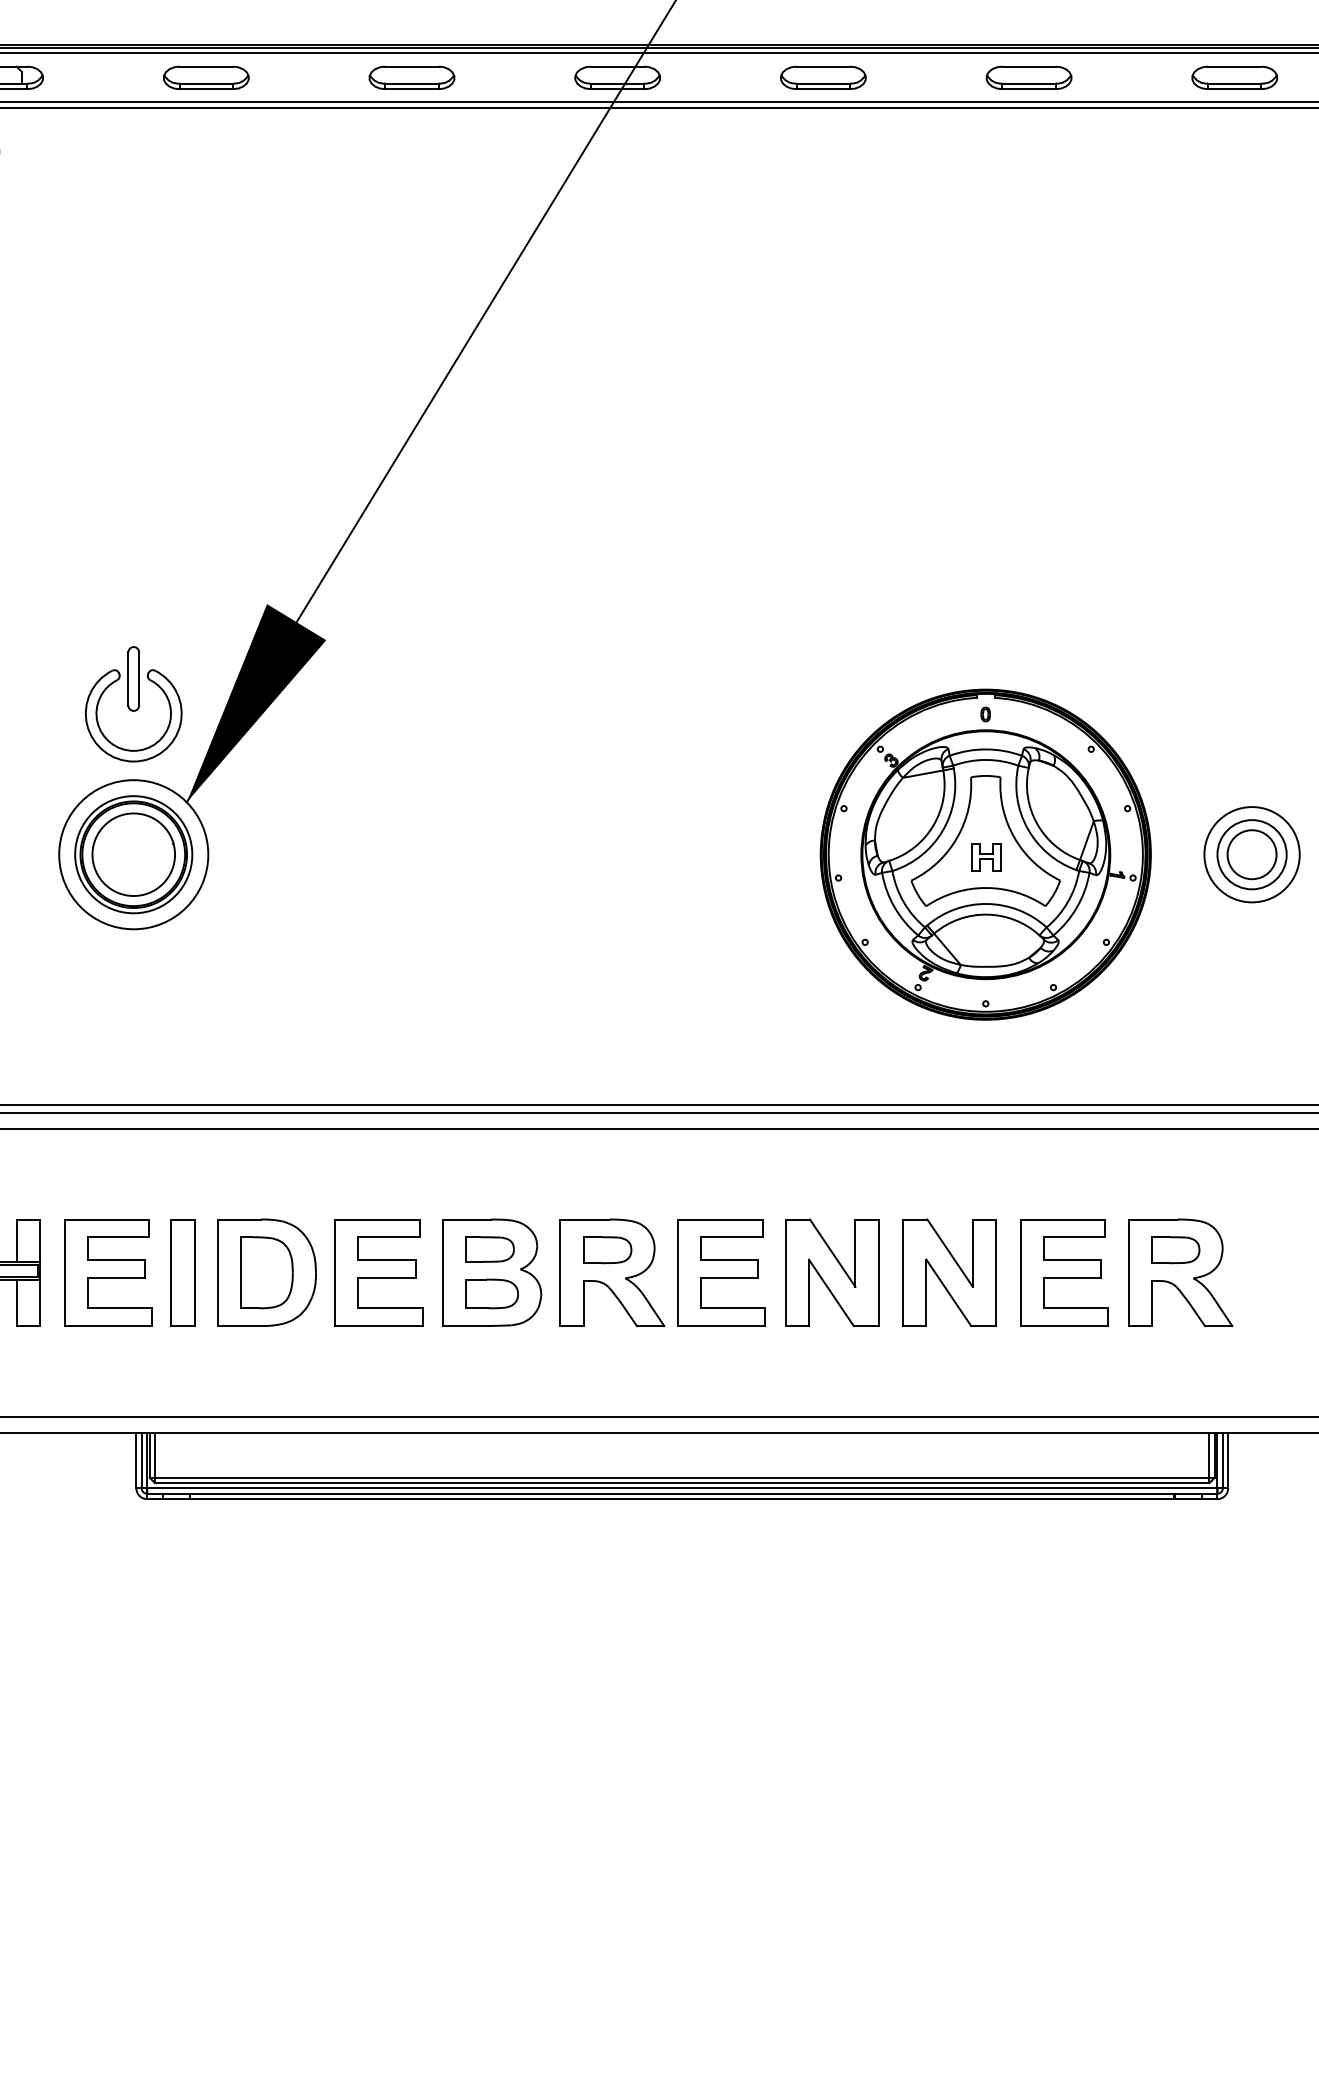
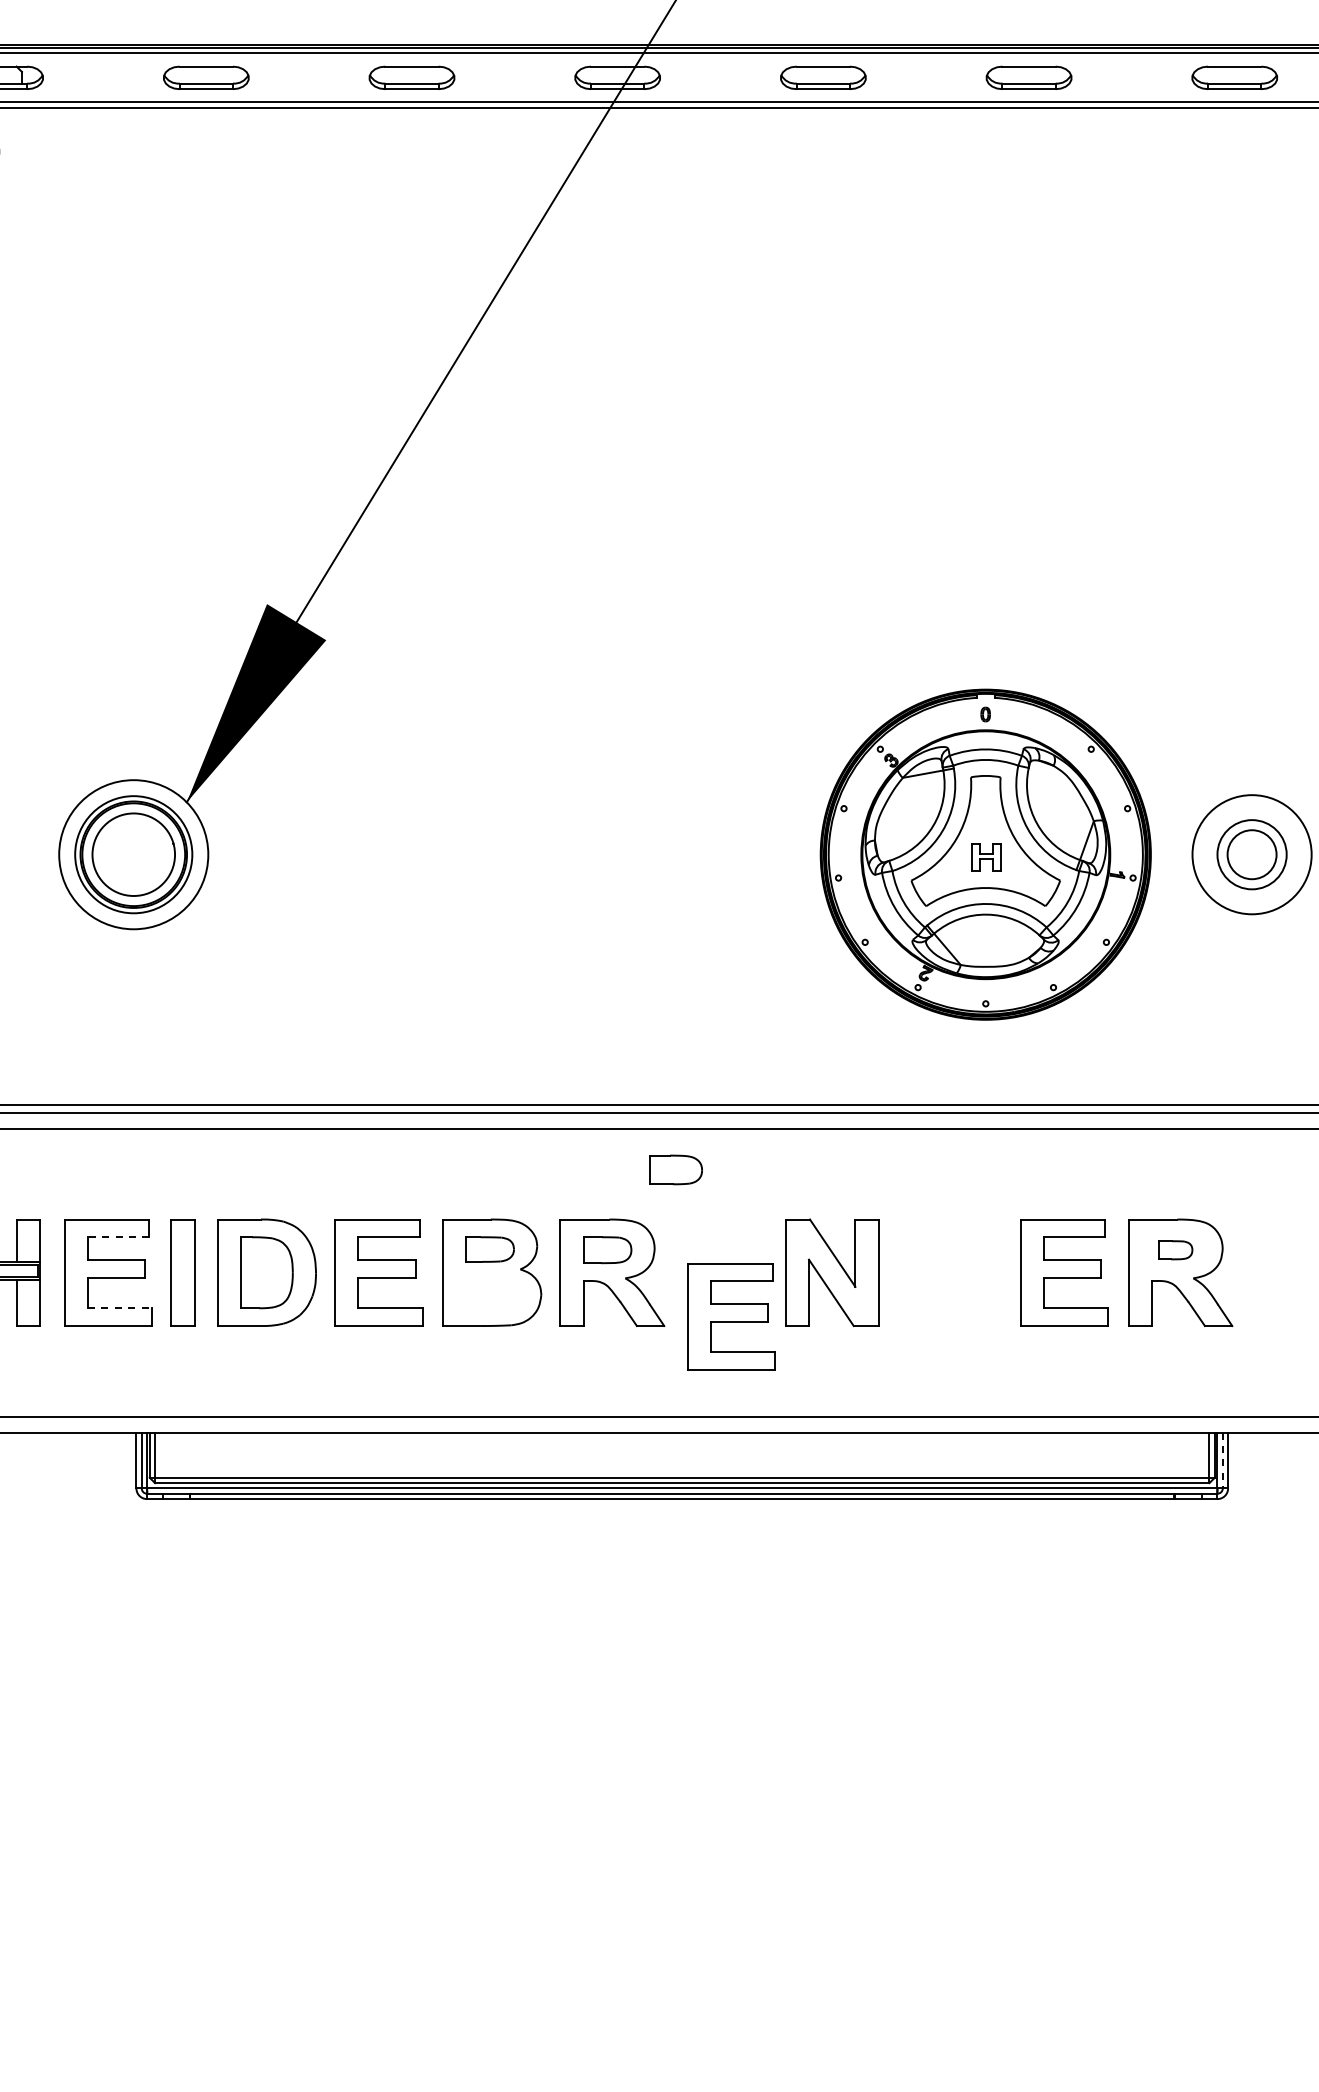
part: present -> none (133, 704)
circle diameter: 95 px -> 119 px (1251, 854)
line: solid -> dashed (118, 1237)
part size: 50x29 px -> 36x21 px (1175, 1250)
part position: (721, 1272) -> (731, 1316) (731, 1316)
part: present -> none (949, 1272)
part position: (491, 1293) -> (675, 1169) (675, 1169)
line: solid -> dashed (120, 1308)
line: solid -> dashed (1222, 1460)
